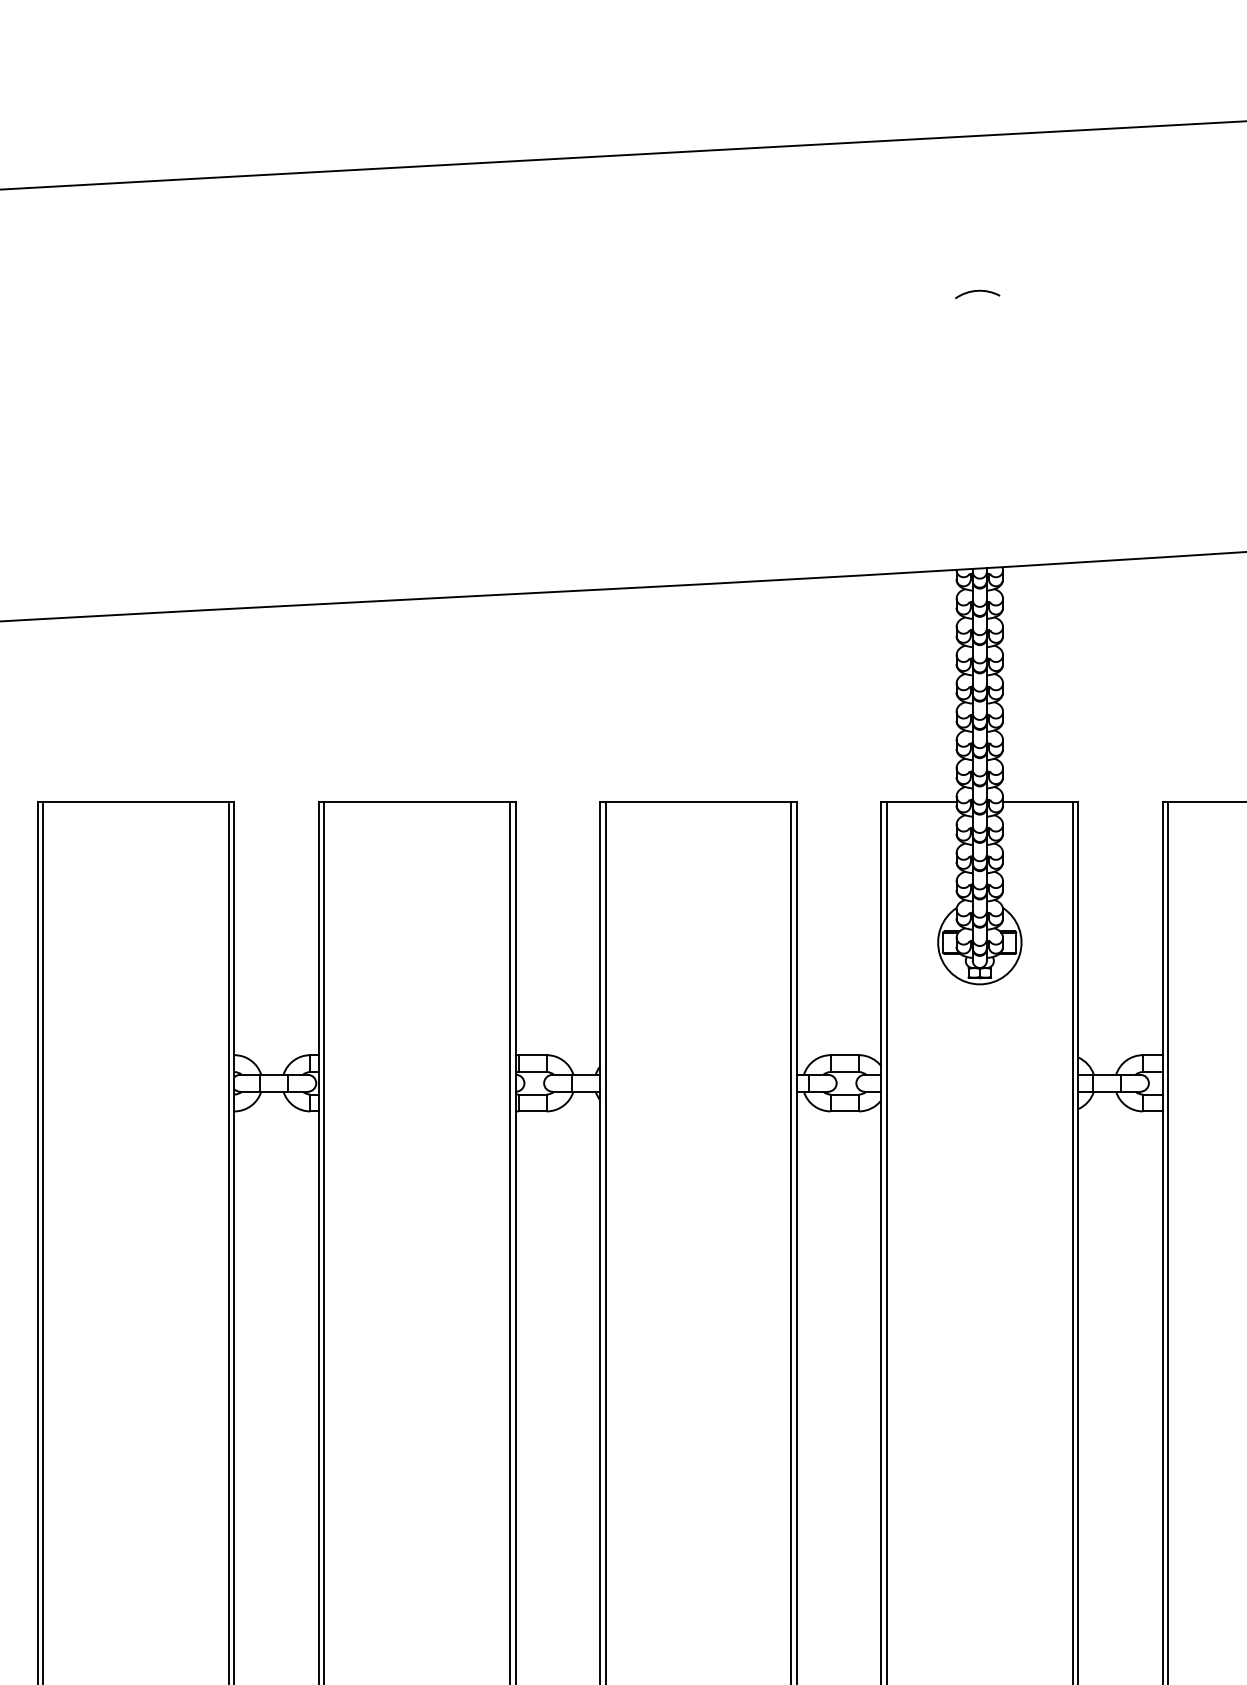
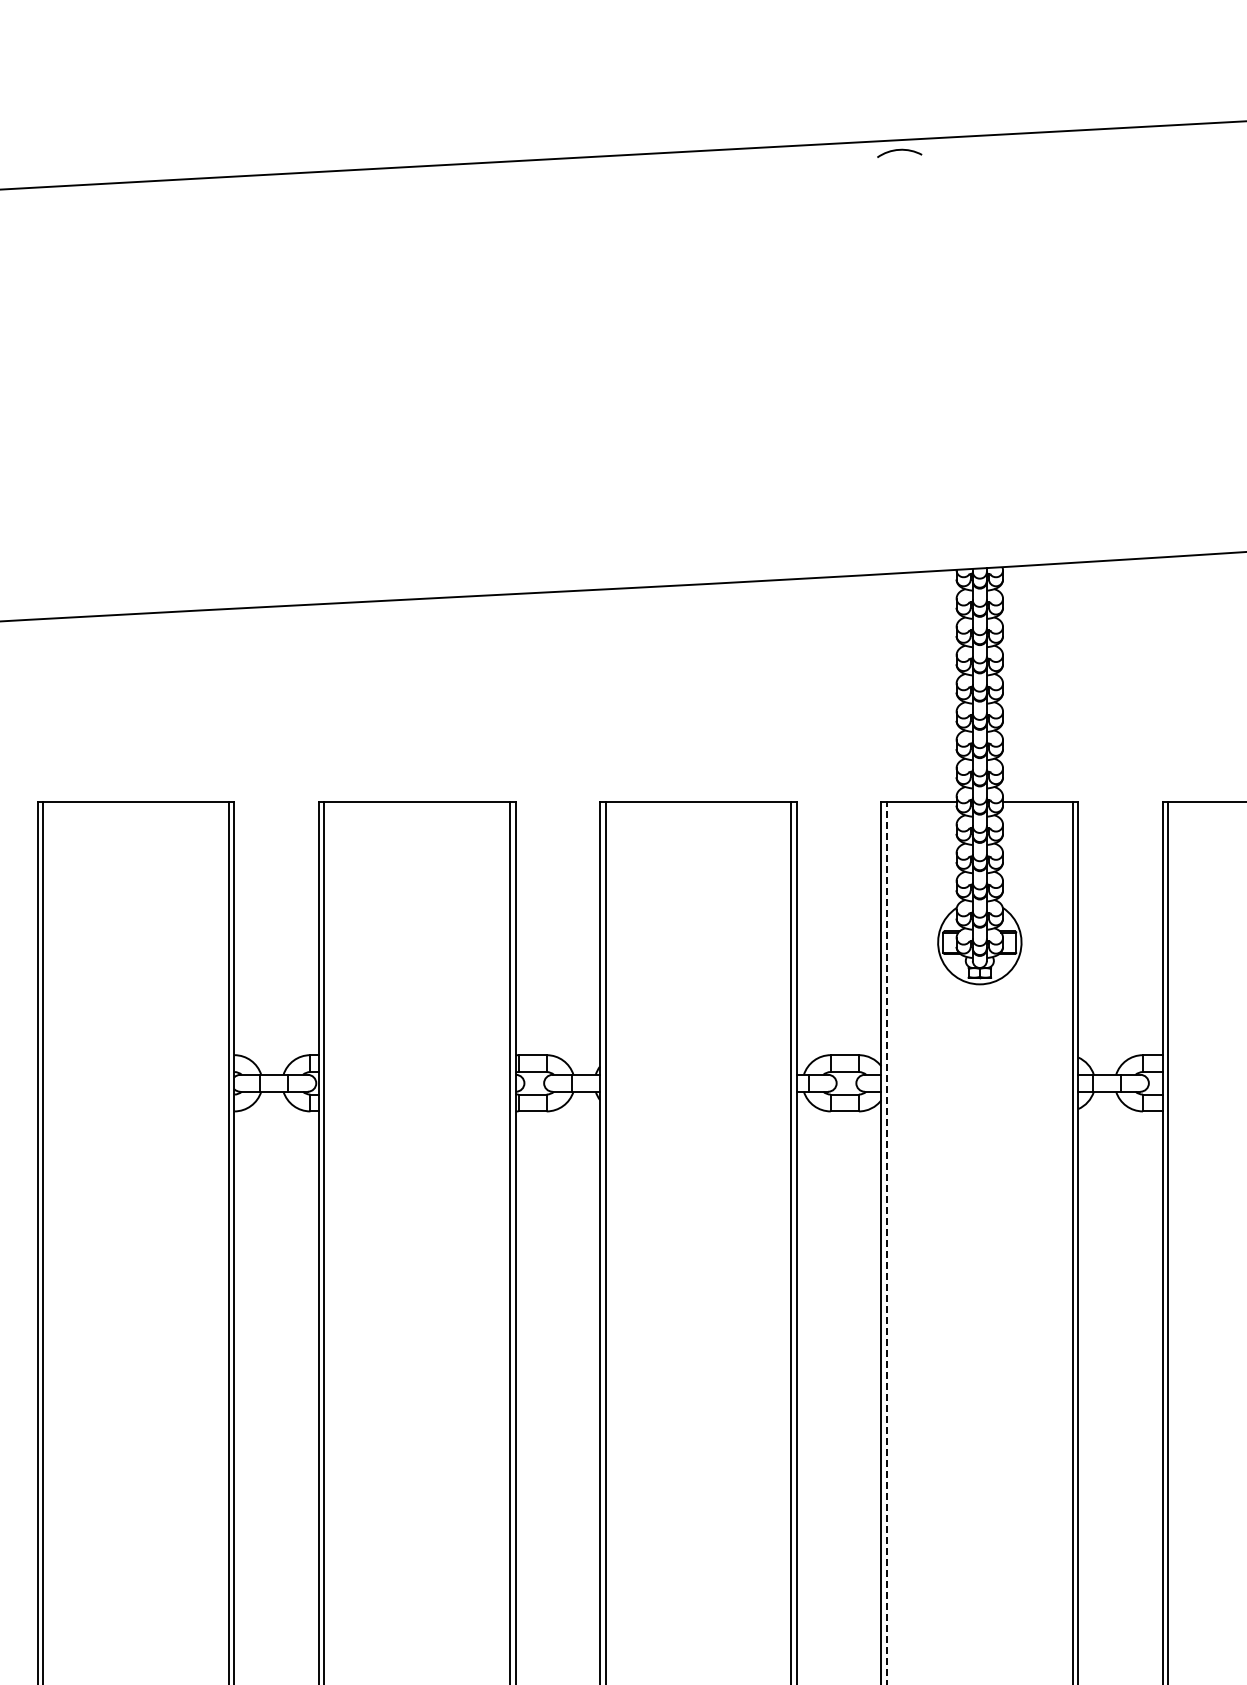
arc position: (977, 291) -> (899, 150) (899, 150)
line: solid -> dashed (887, 1242)
